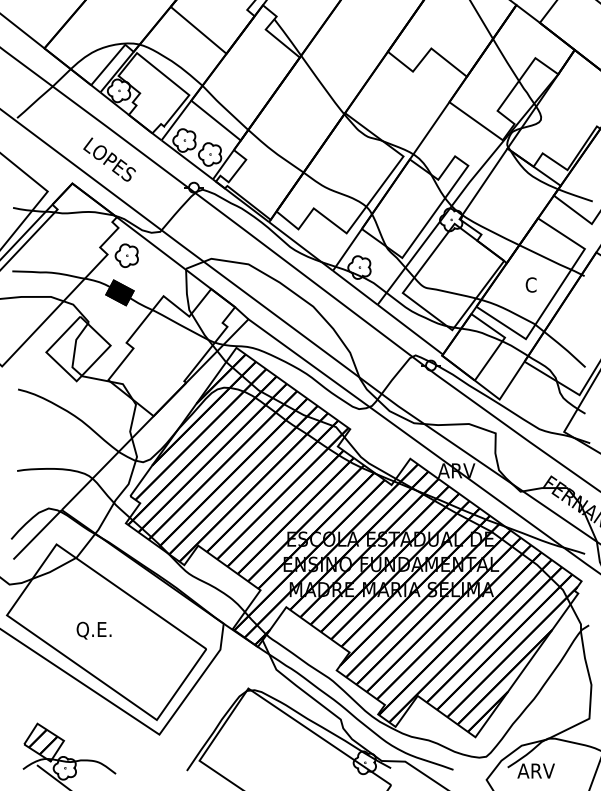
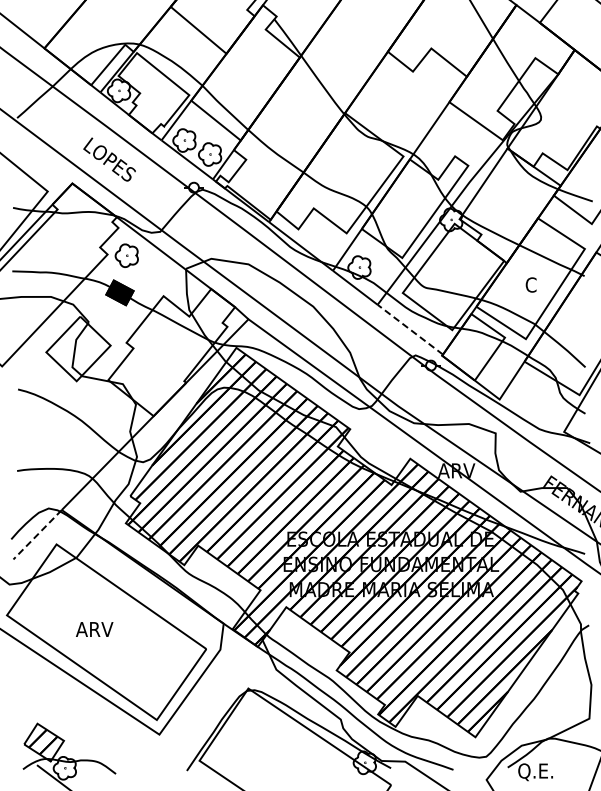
line: solid -> dashed (409, 329)
line: solid -> dashed (37, 534)
text: Q.E. -> ARV (94, 630)
text: ARV -> Q.E. (535, 772)
